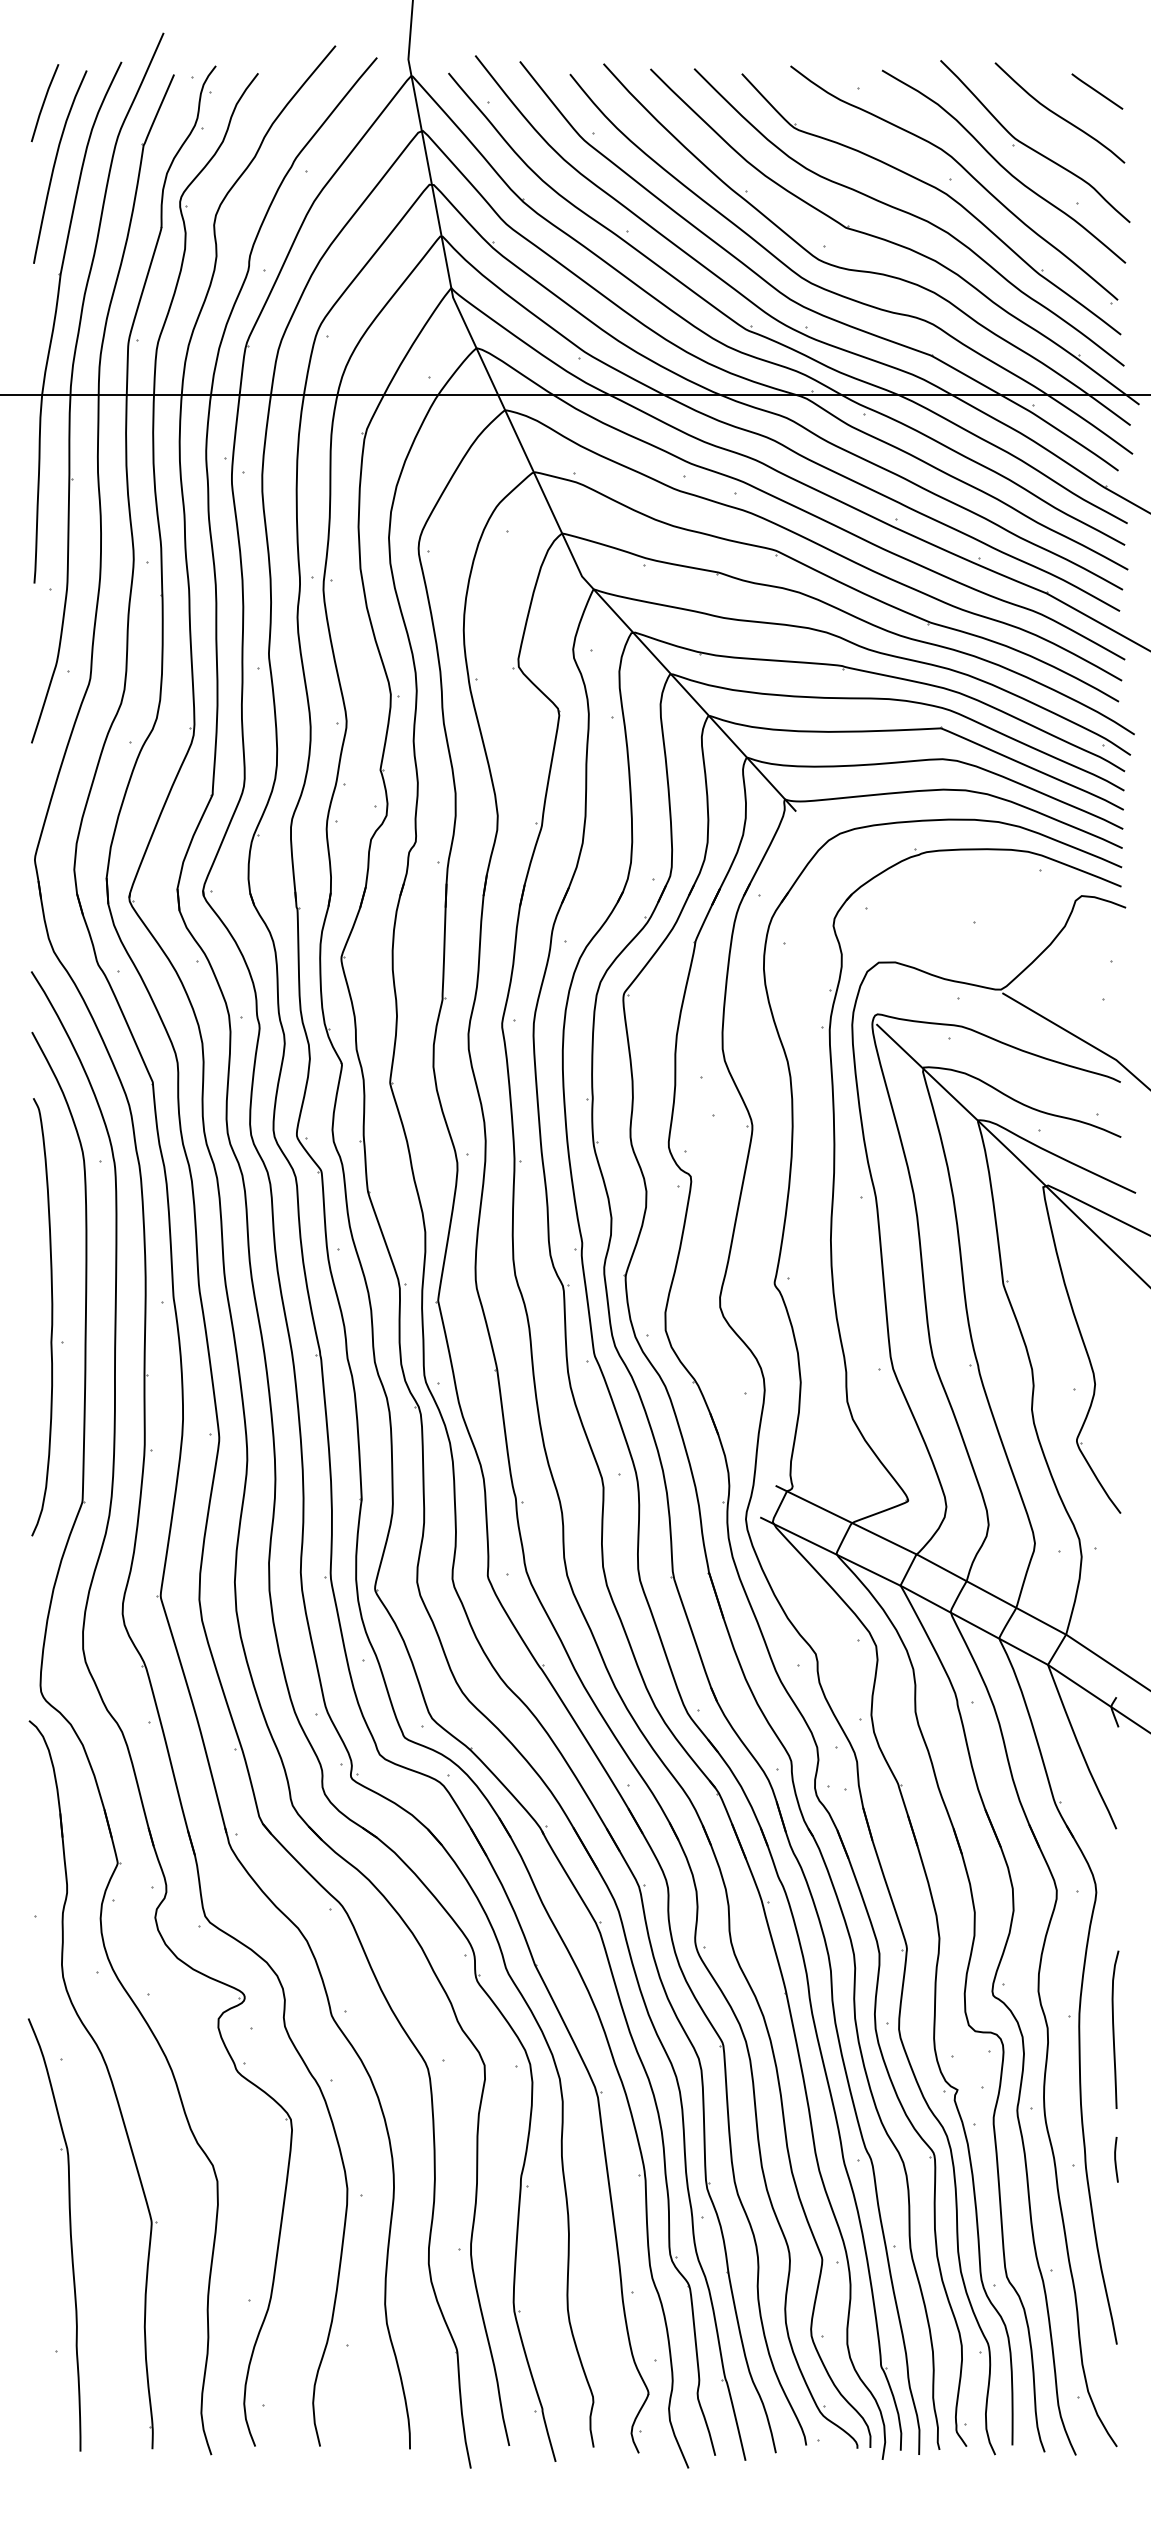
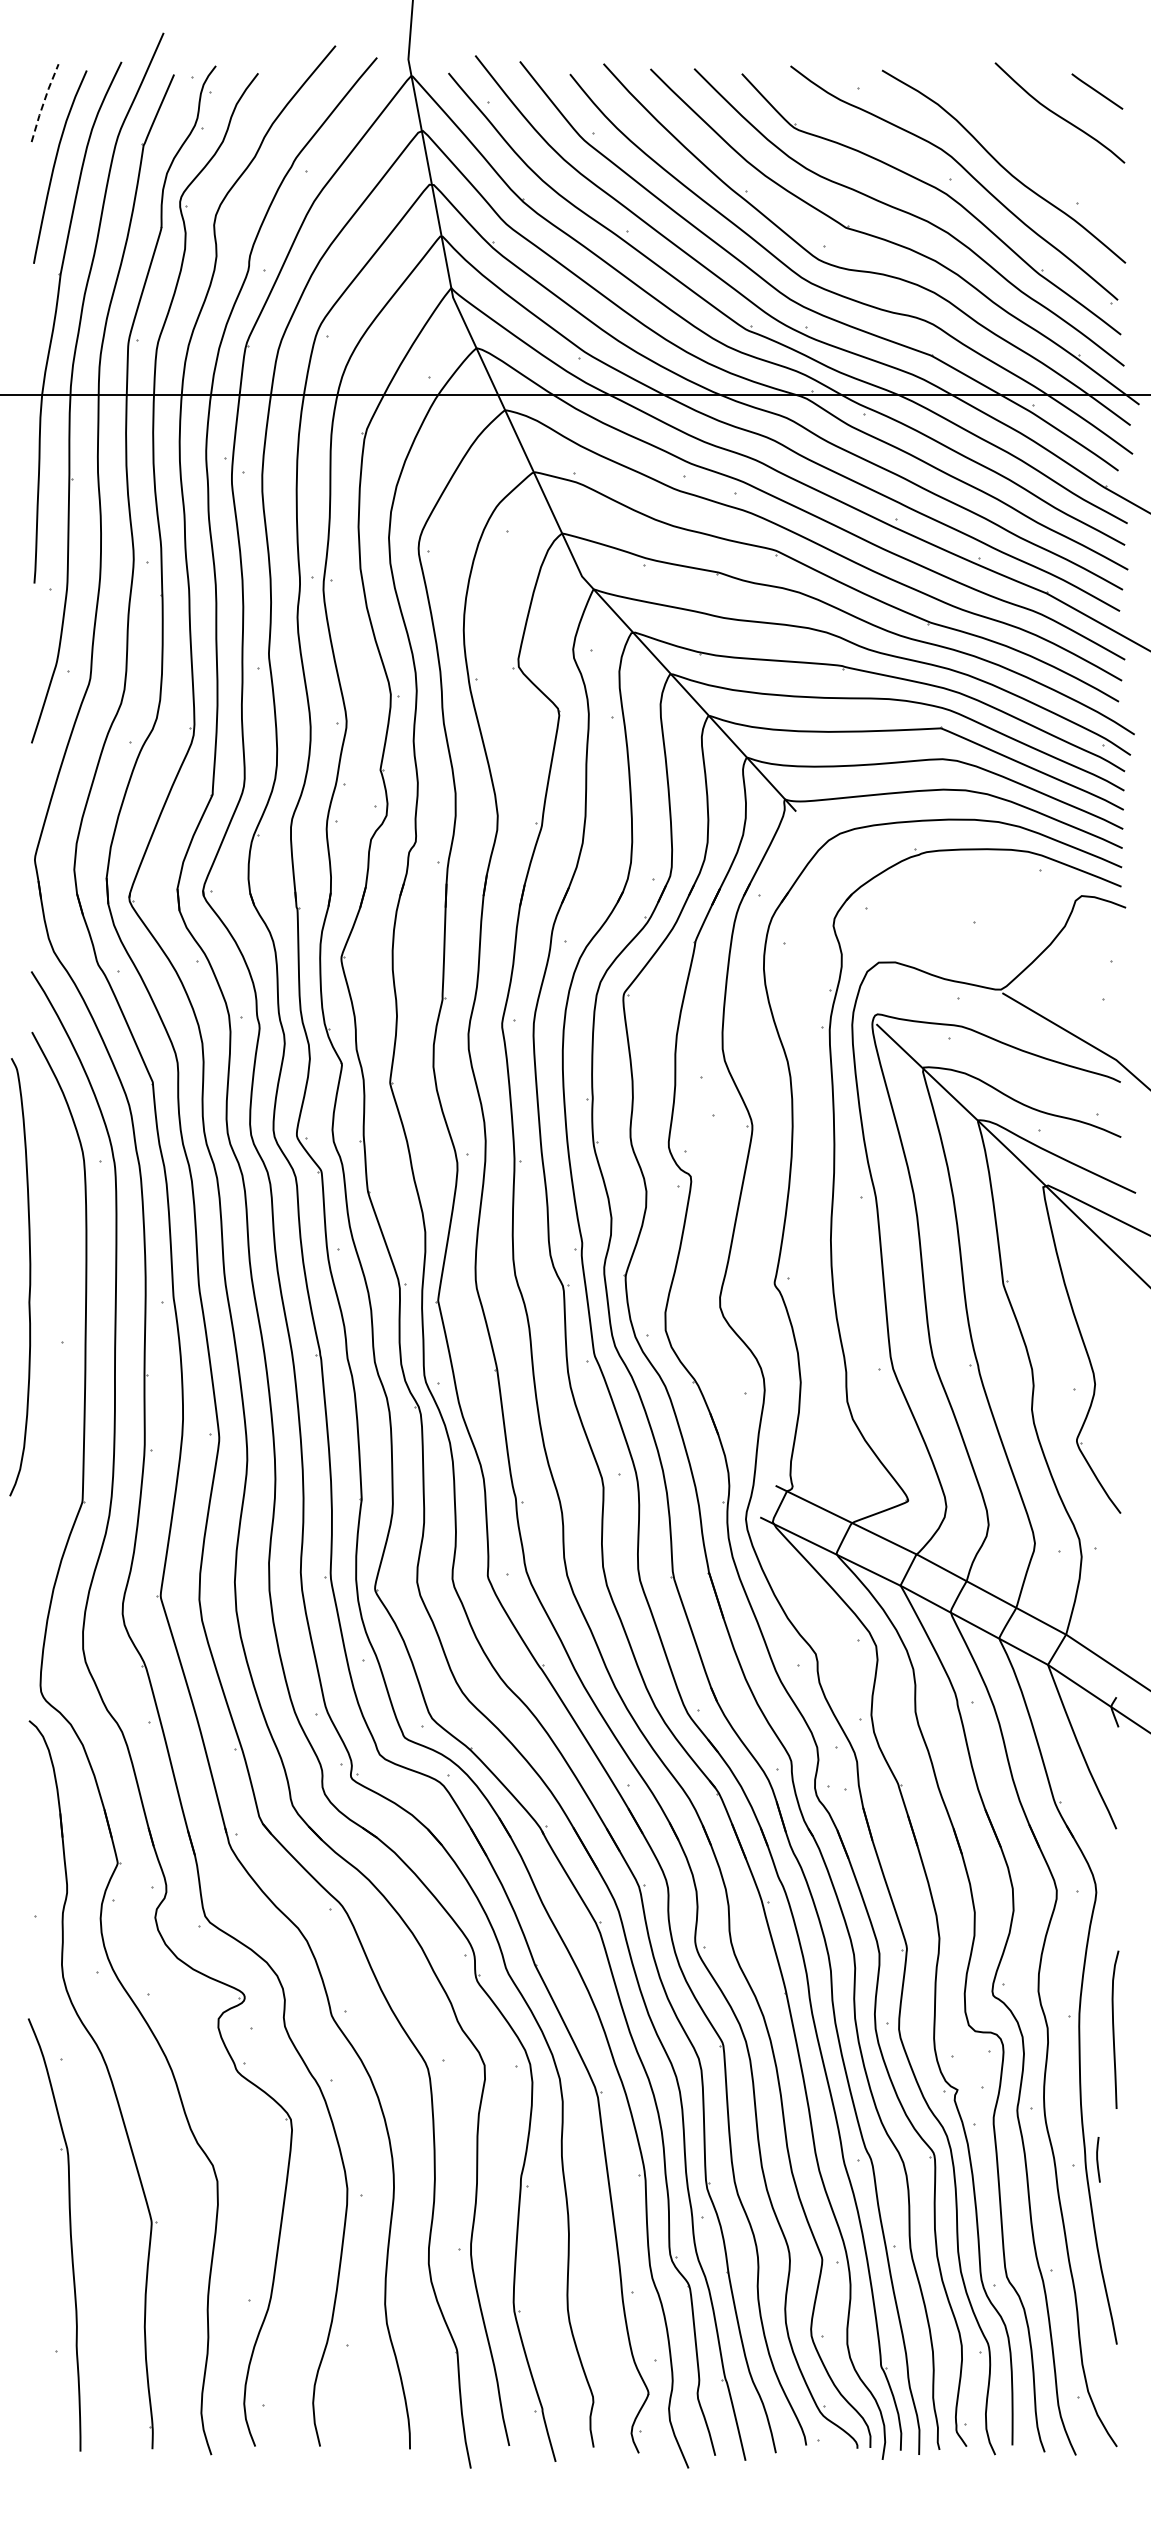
line: solid -> dashed (44, 102)
part: present -> none (1031, 147)
curve position: (51, 1317) -> (29, 1277) (29, 1277)
curve position: (1116, 2159) -> (1098, 2159) (1098, 2159)
